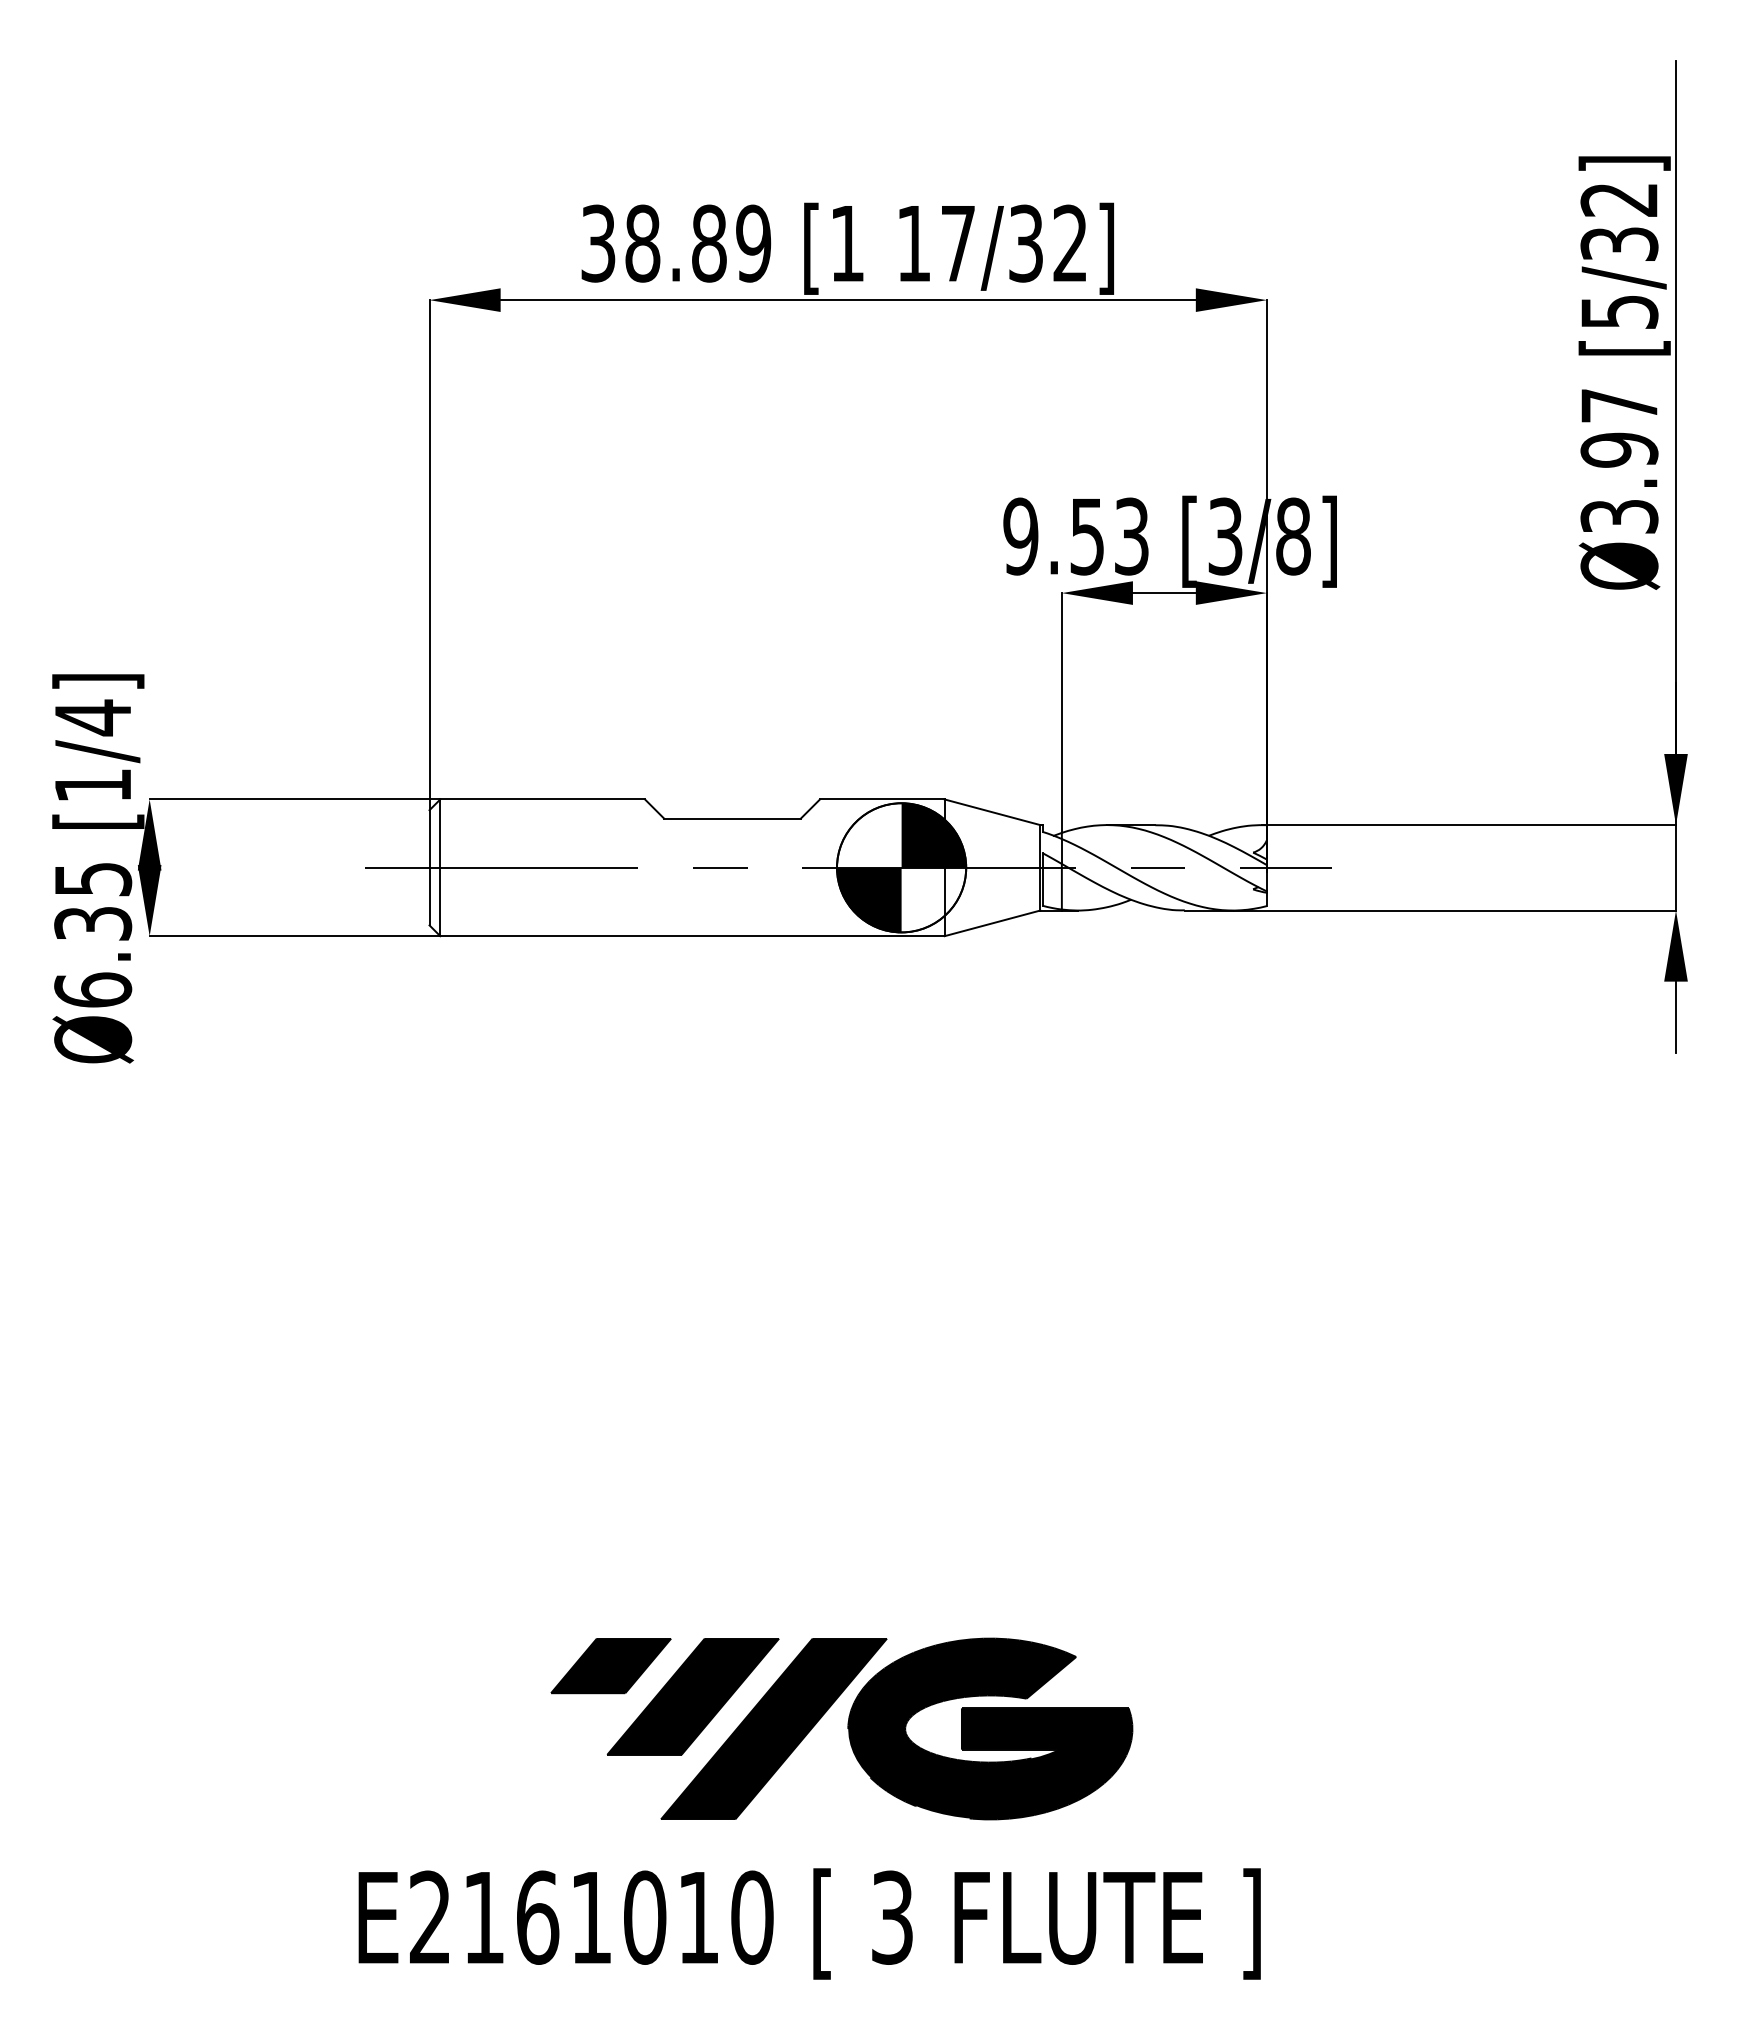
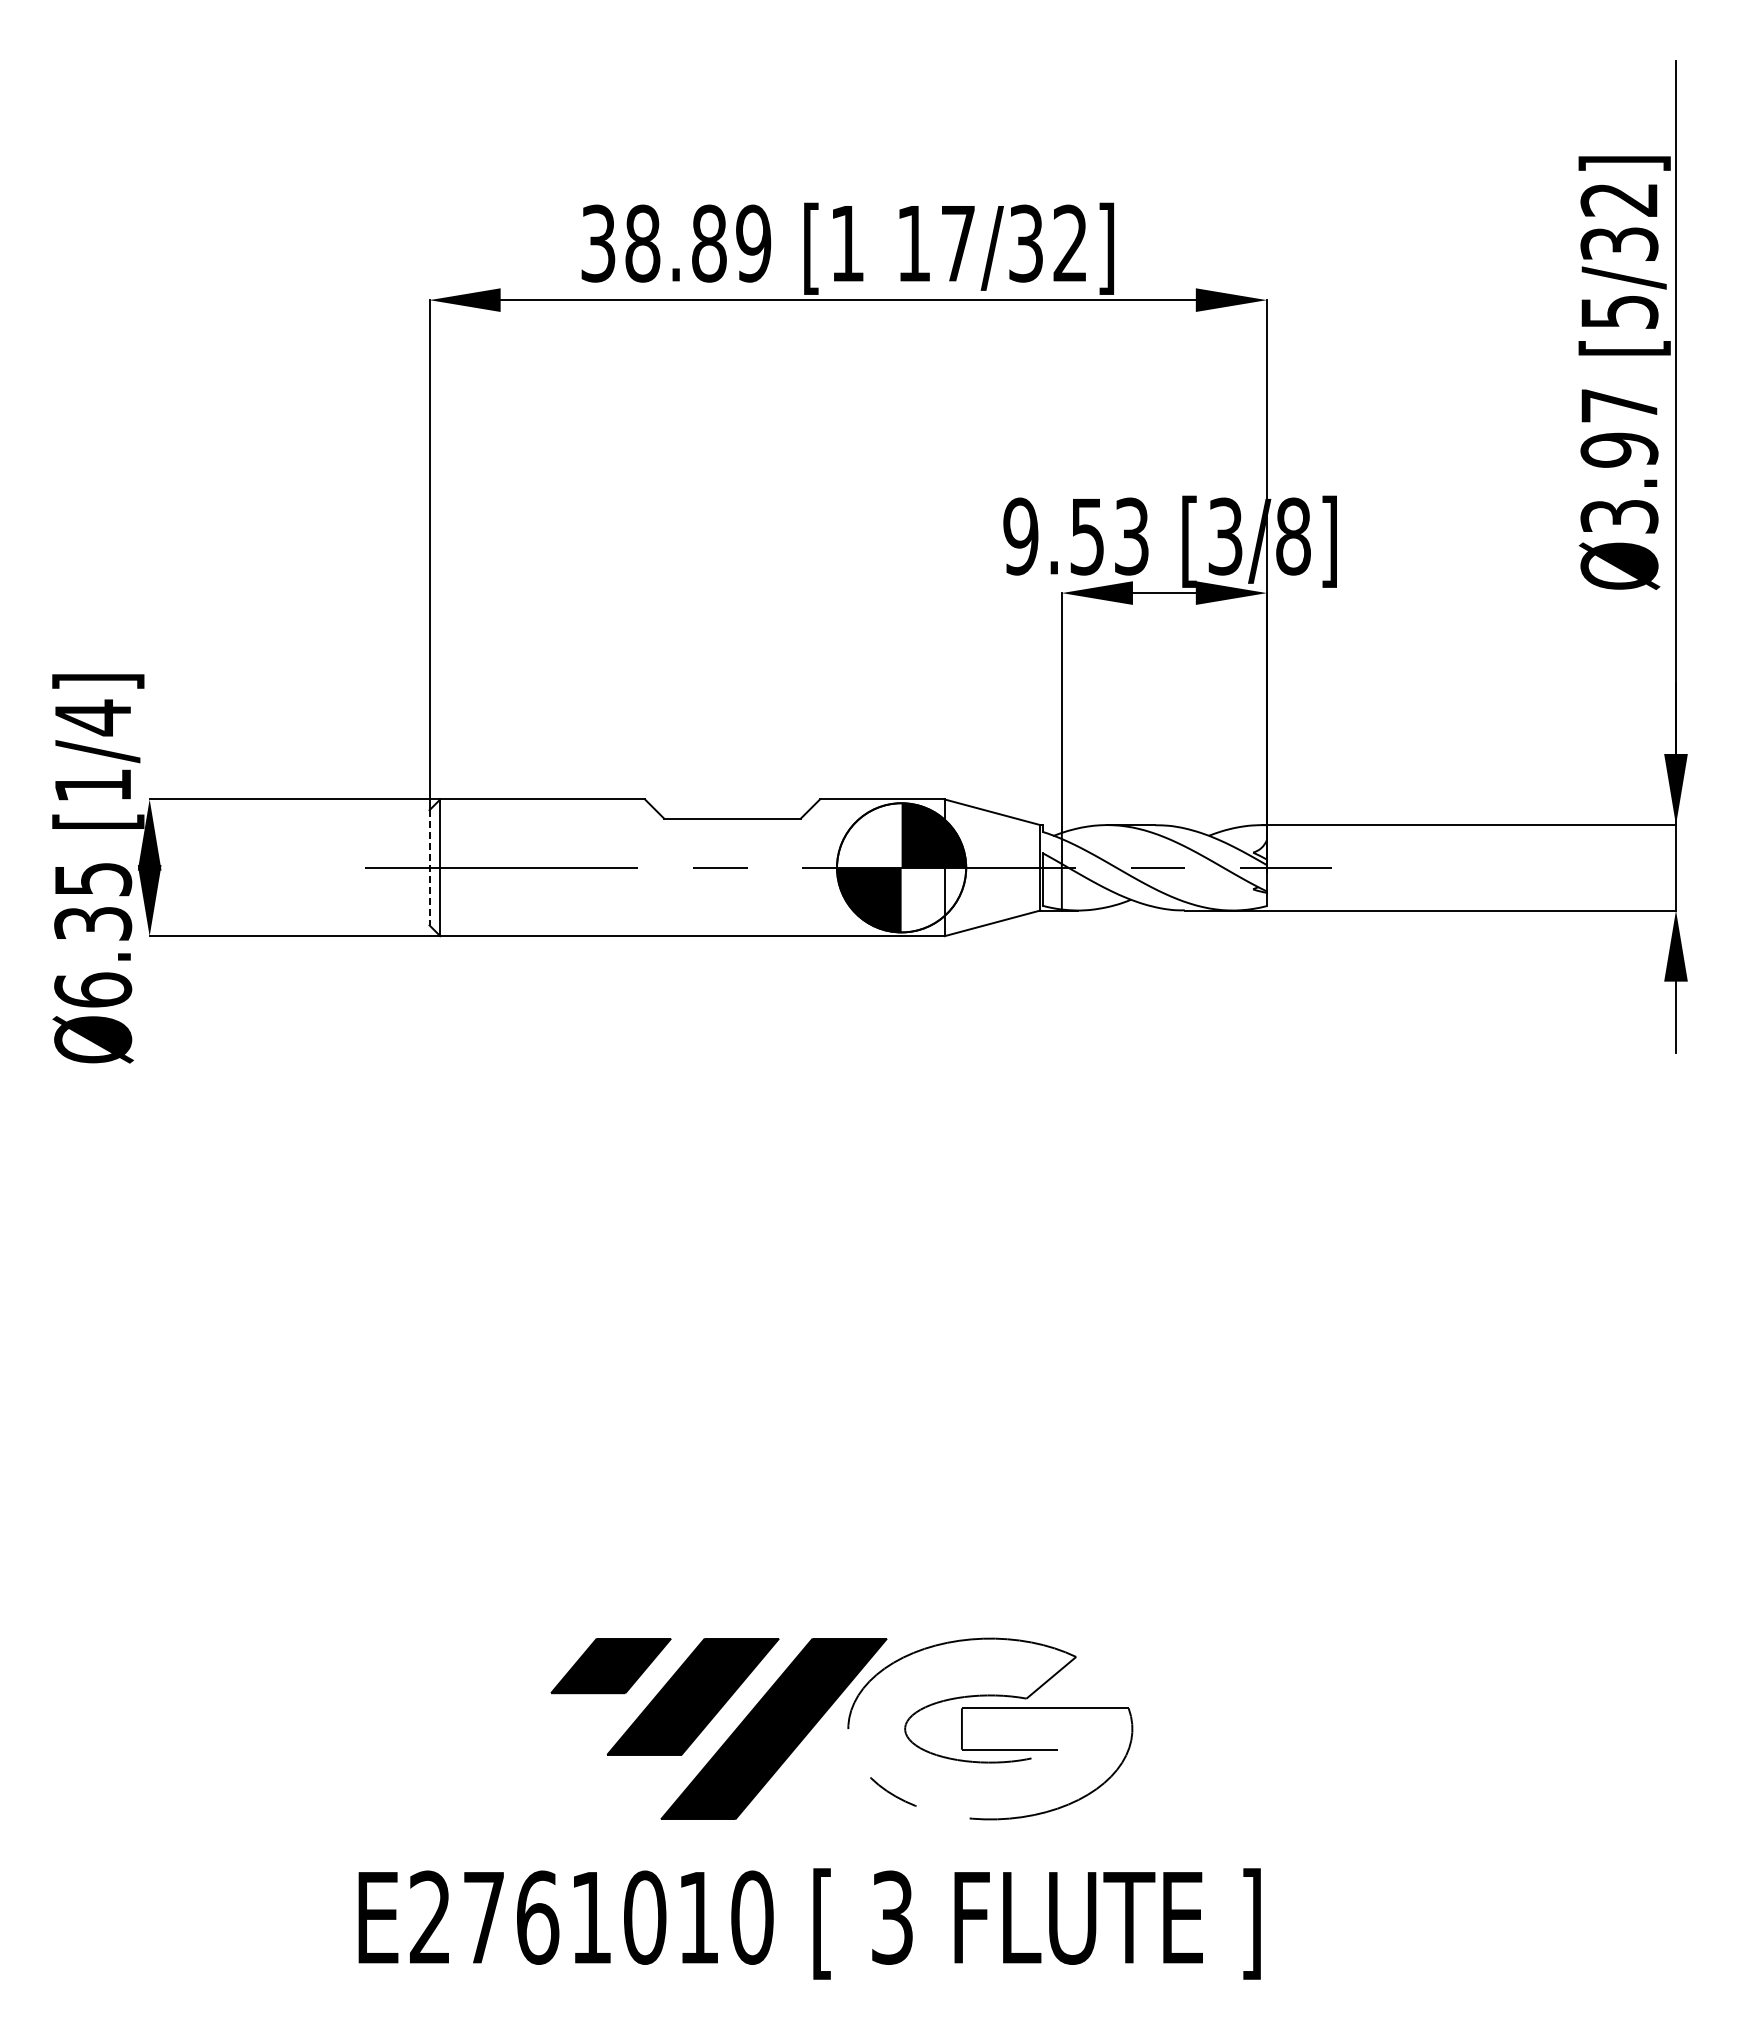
line: solid -> dashed (429, 867)
fill: present -> none (990, 1728)
text: E2161010 -> E2761010 (483, 1917)
